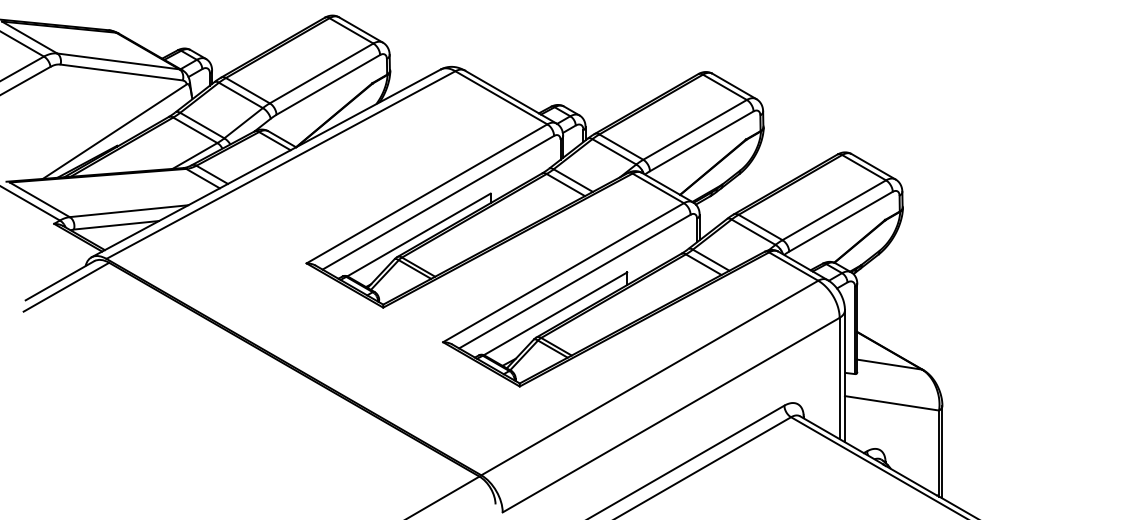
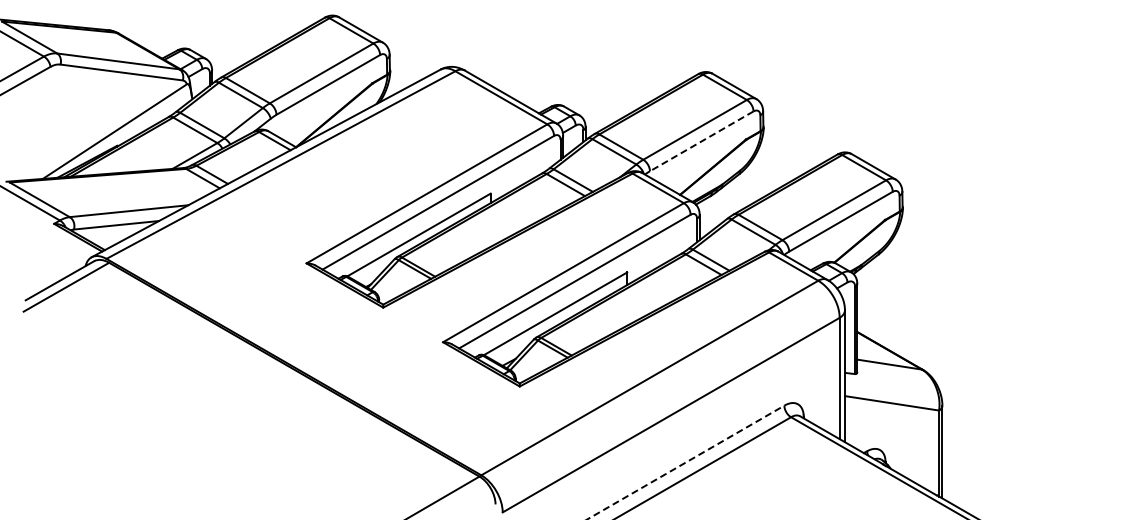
line: solid -> dashed (701, 141)
line: solid -> dashed (685, 462)
